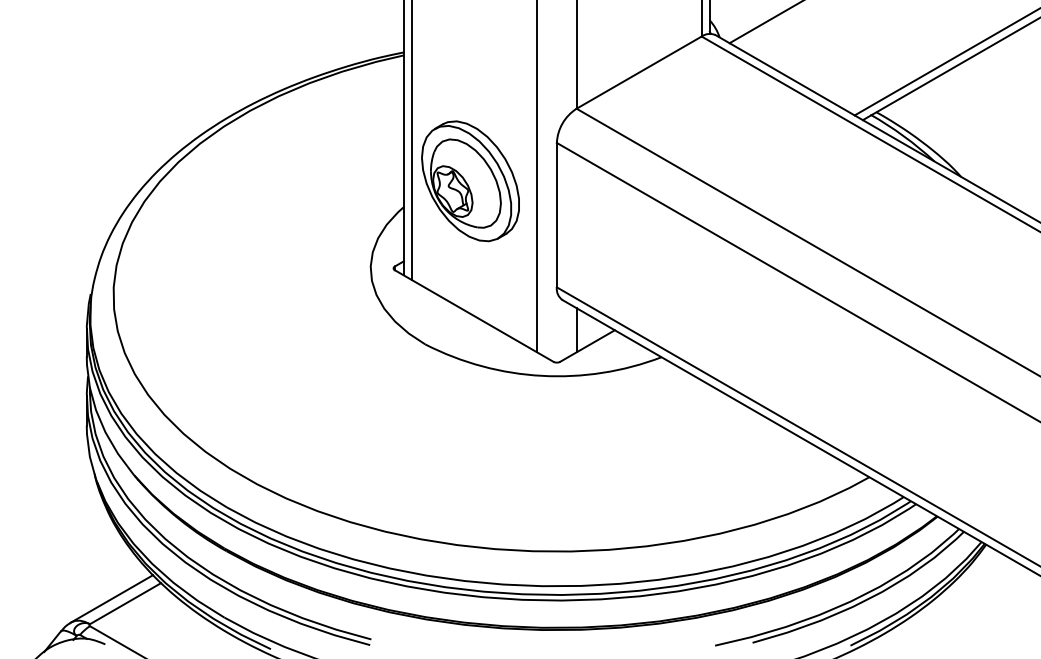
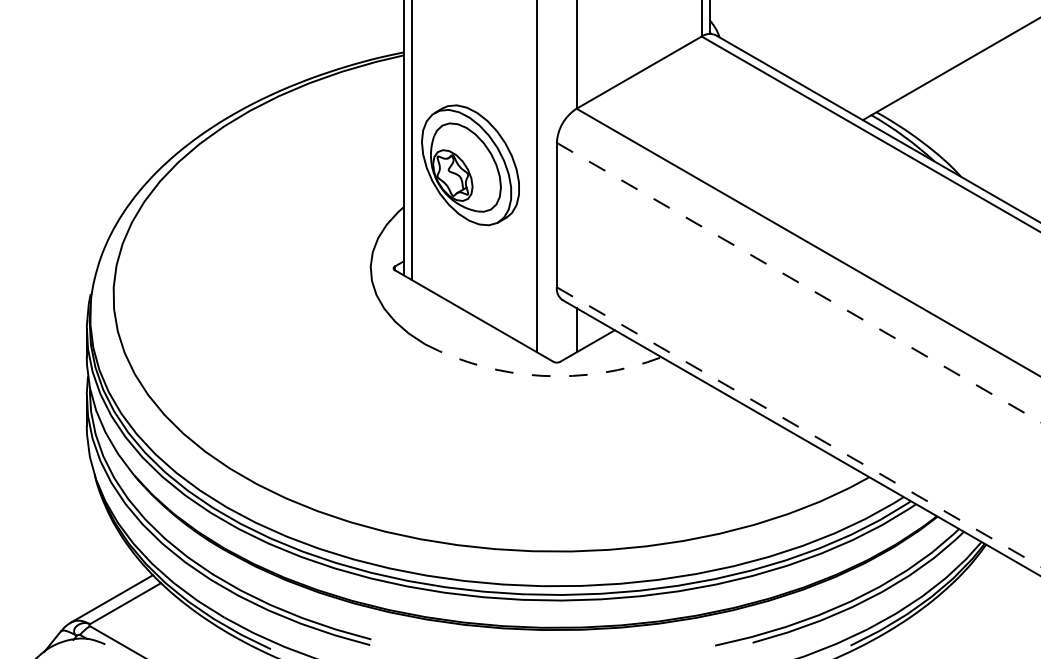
line: present -> none (764, 22)
line: present -> none (945, 62)
part position: (470, 181) -> (470, 165) (470, 165)
line: solid -> dashed (799, 282)
arc: solid -> dashed (542, 375)
line: solid -> dashed (799, 427)
